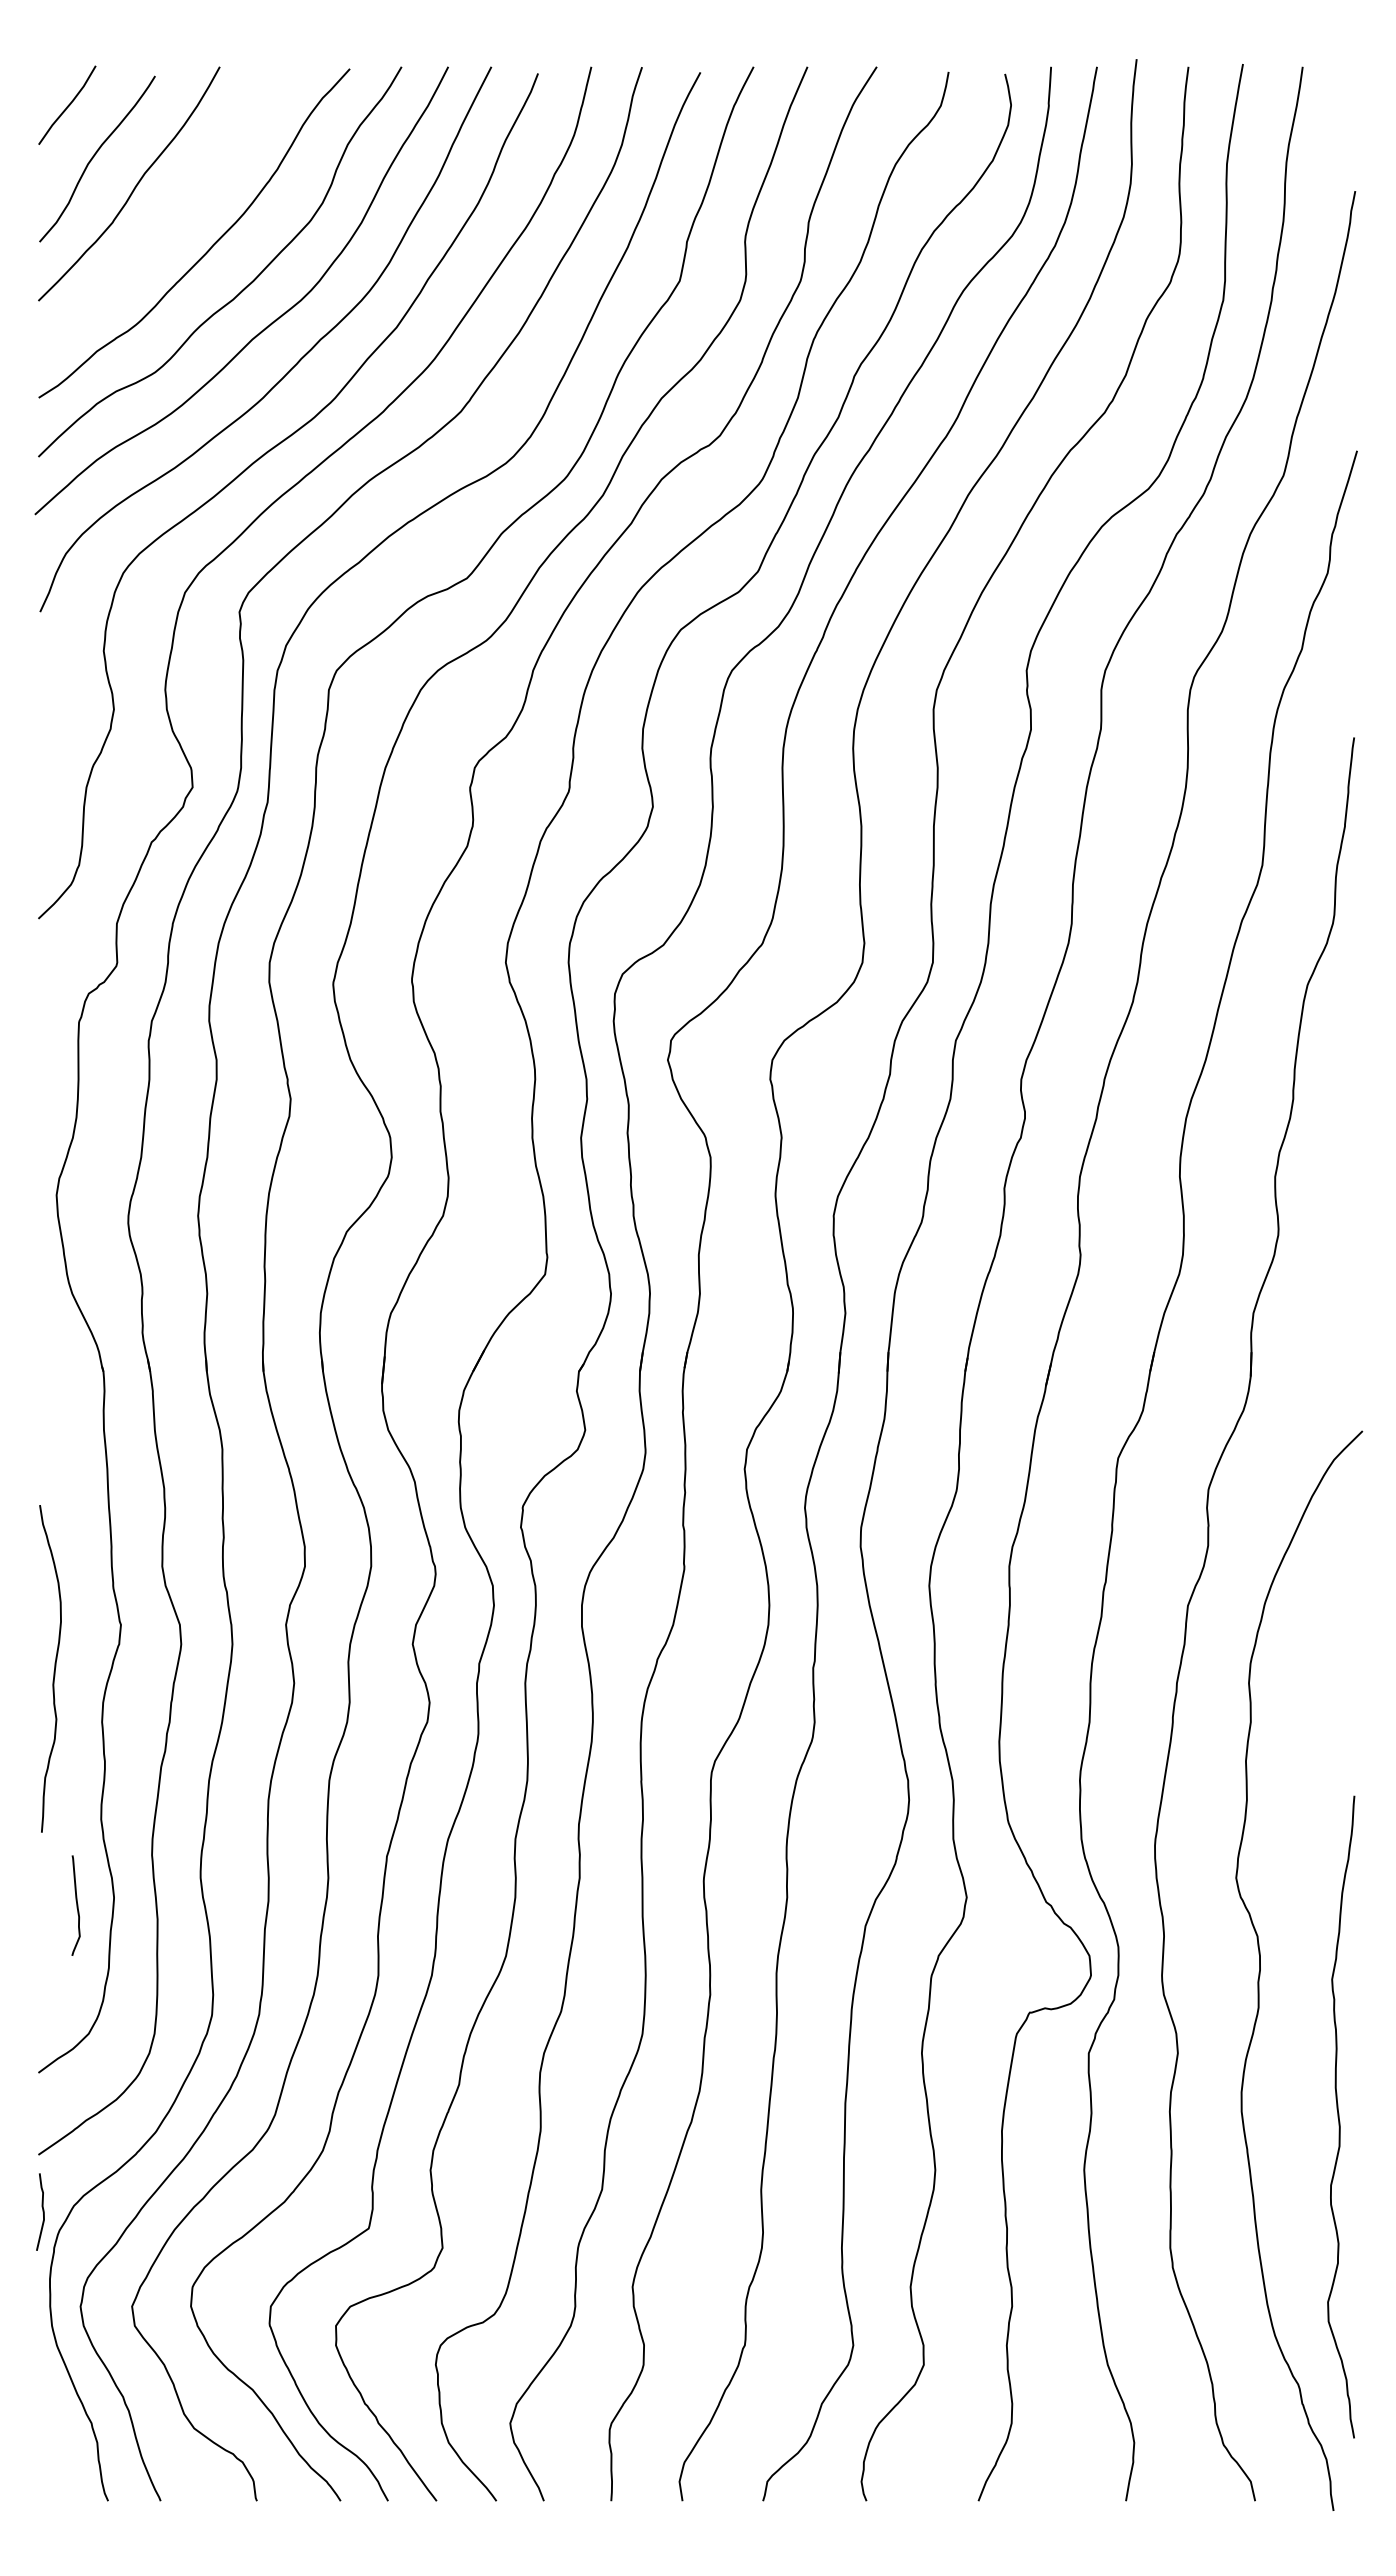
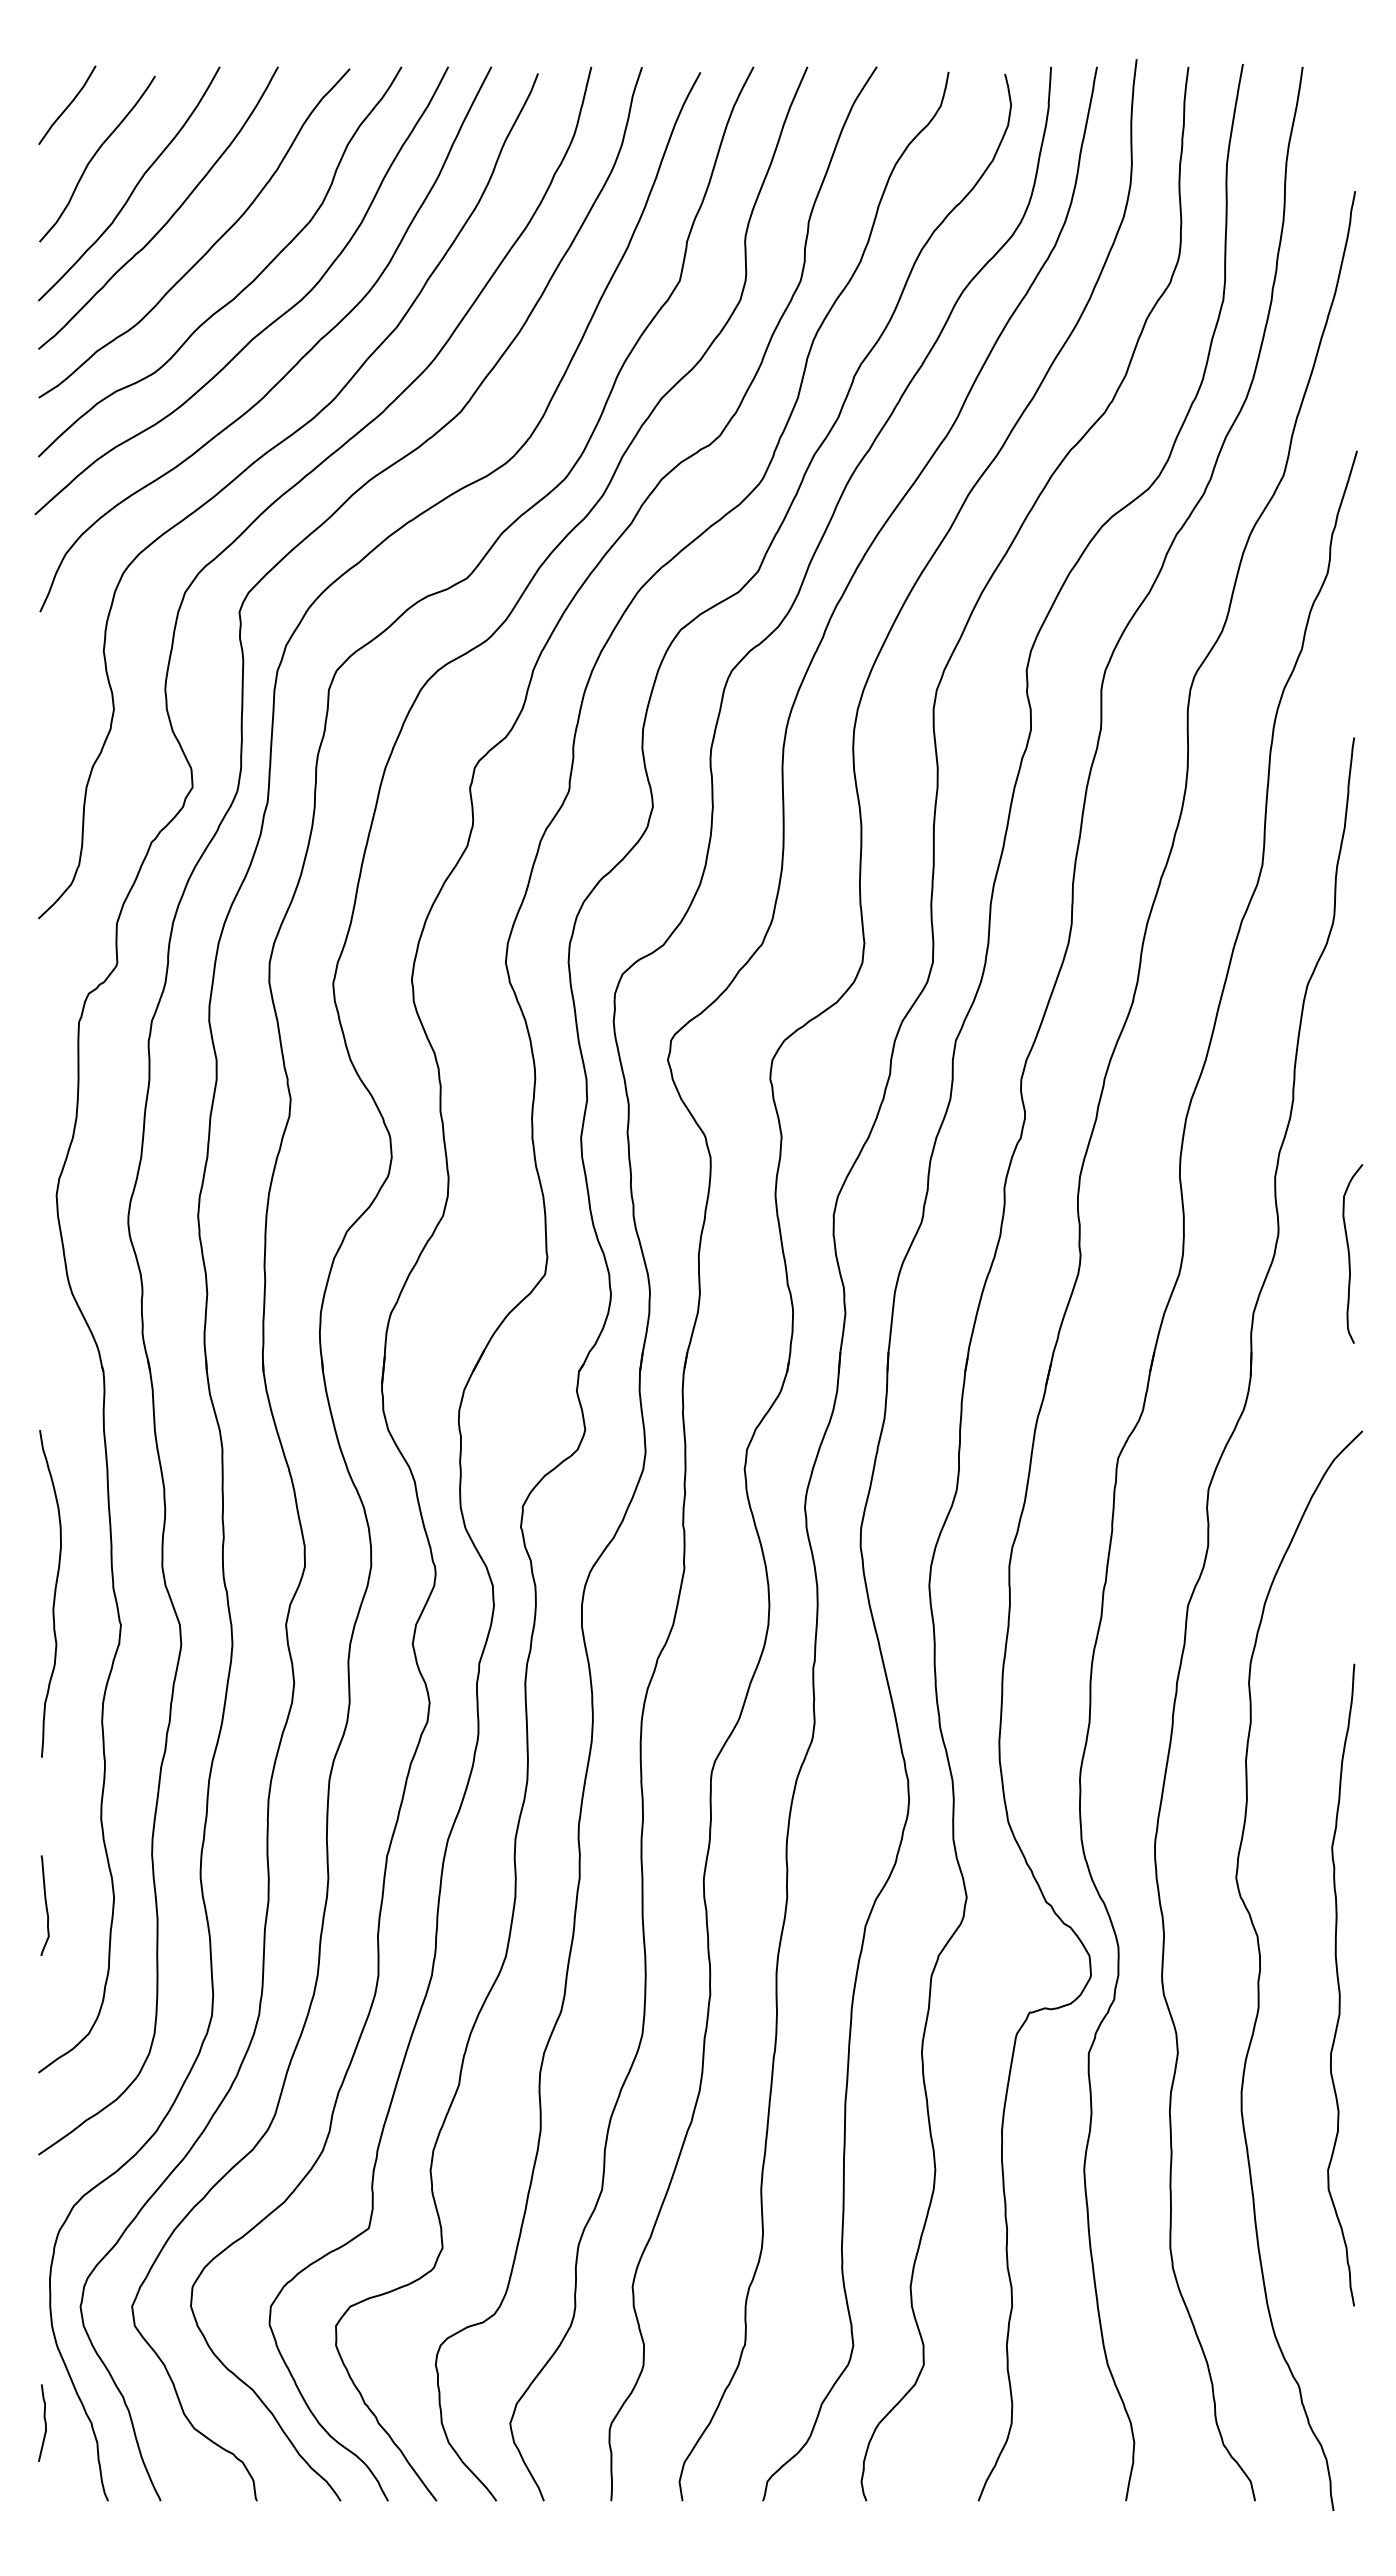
curve: none -> present (170, 216)
curve: none -> present (1349, 1253)
curve position: (54, 1668) -> (54, 1593) (54, 1593)
curve position: (76, 1905) -> (45, 1905) (45, 1905)
curve position: (1339, 2116) -> (1339, 1984) (1339, 1984)
curve position: (42, 2211) -> (44, 2422) (44, 2422)
